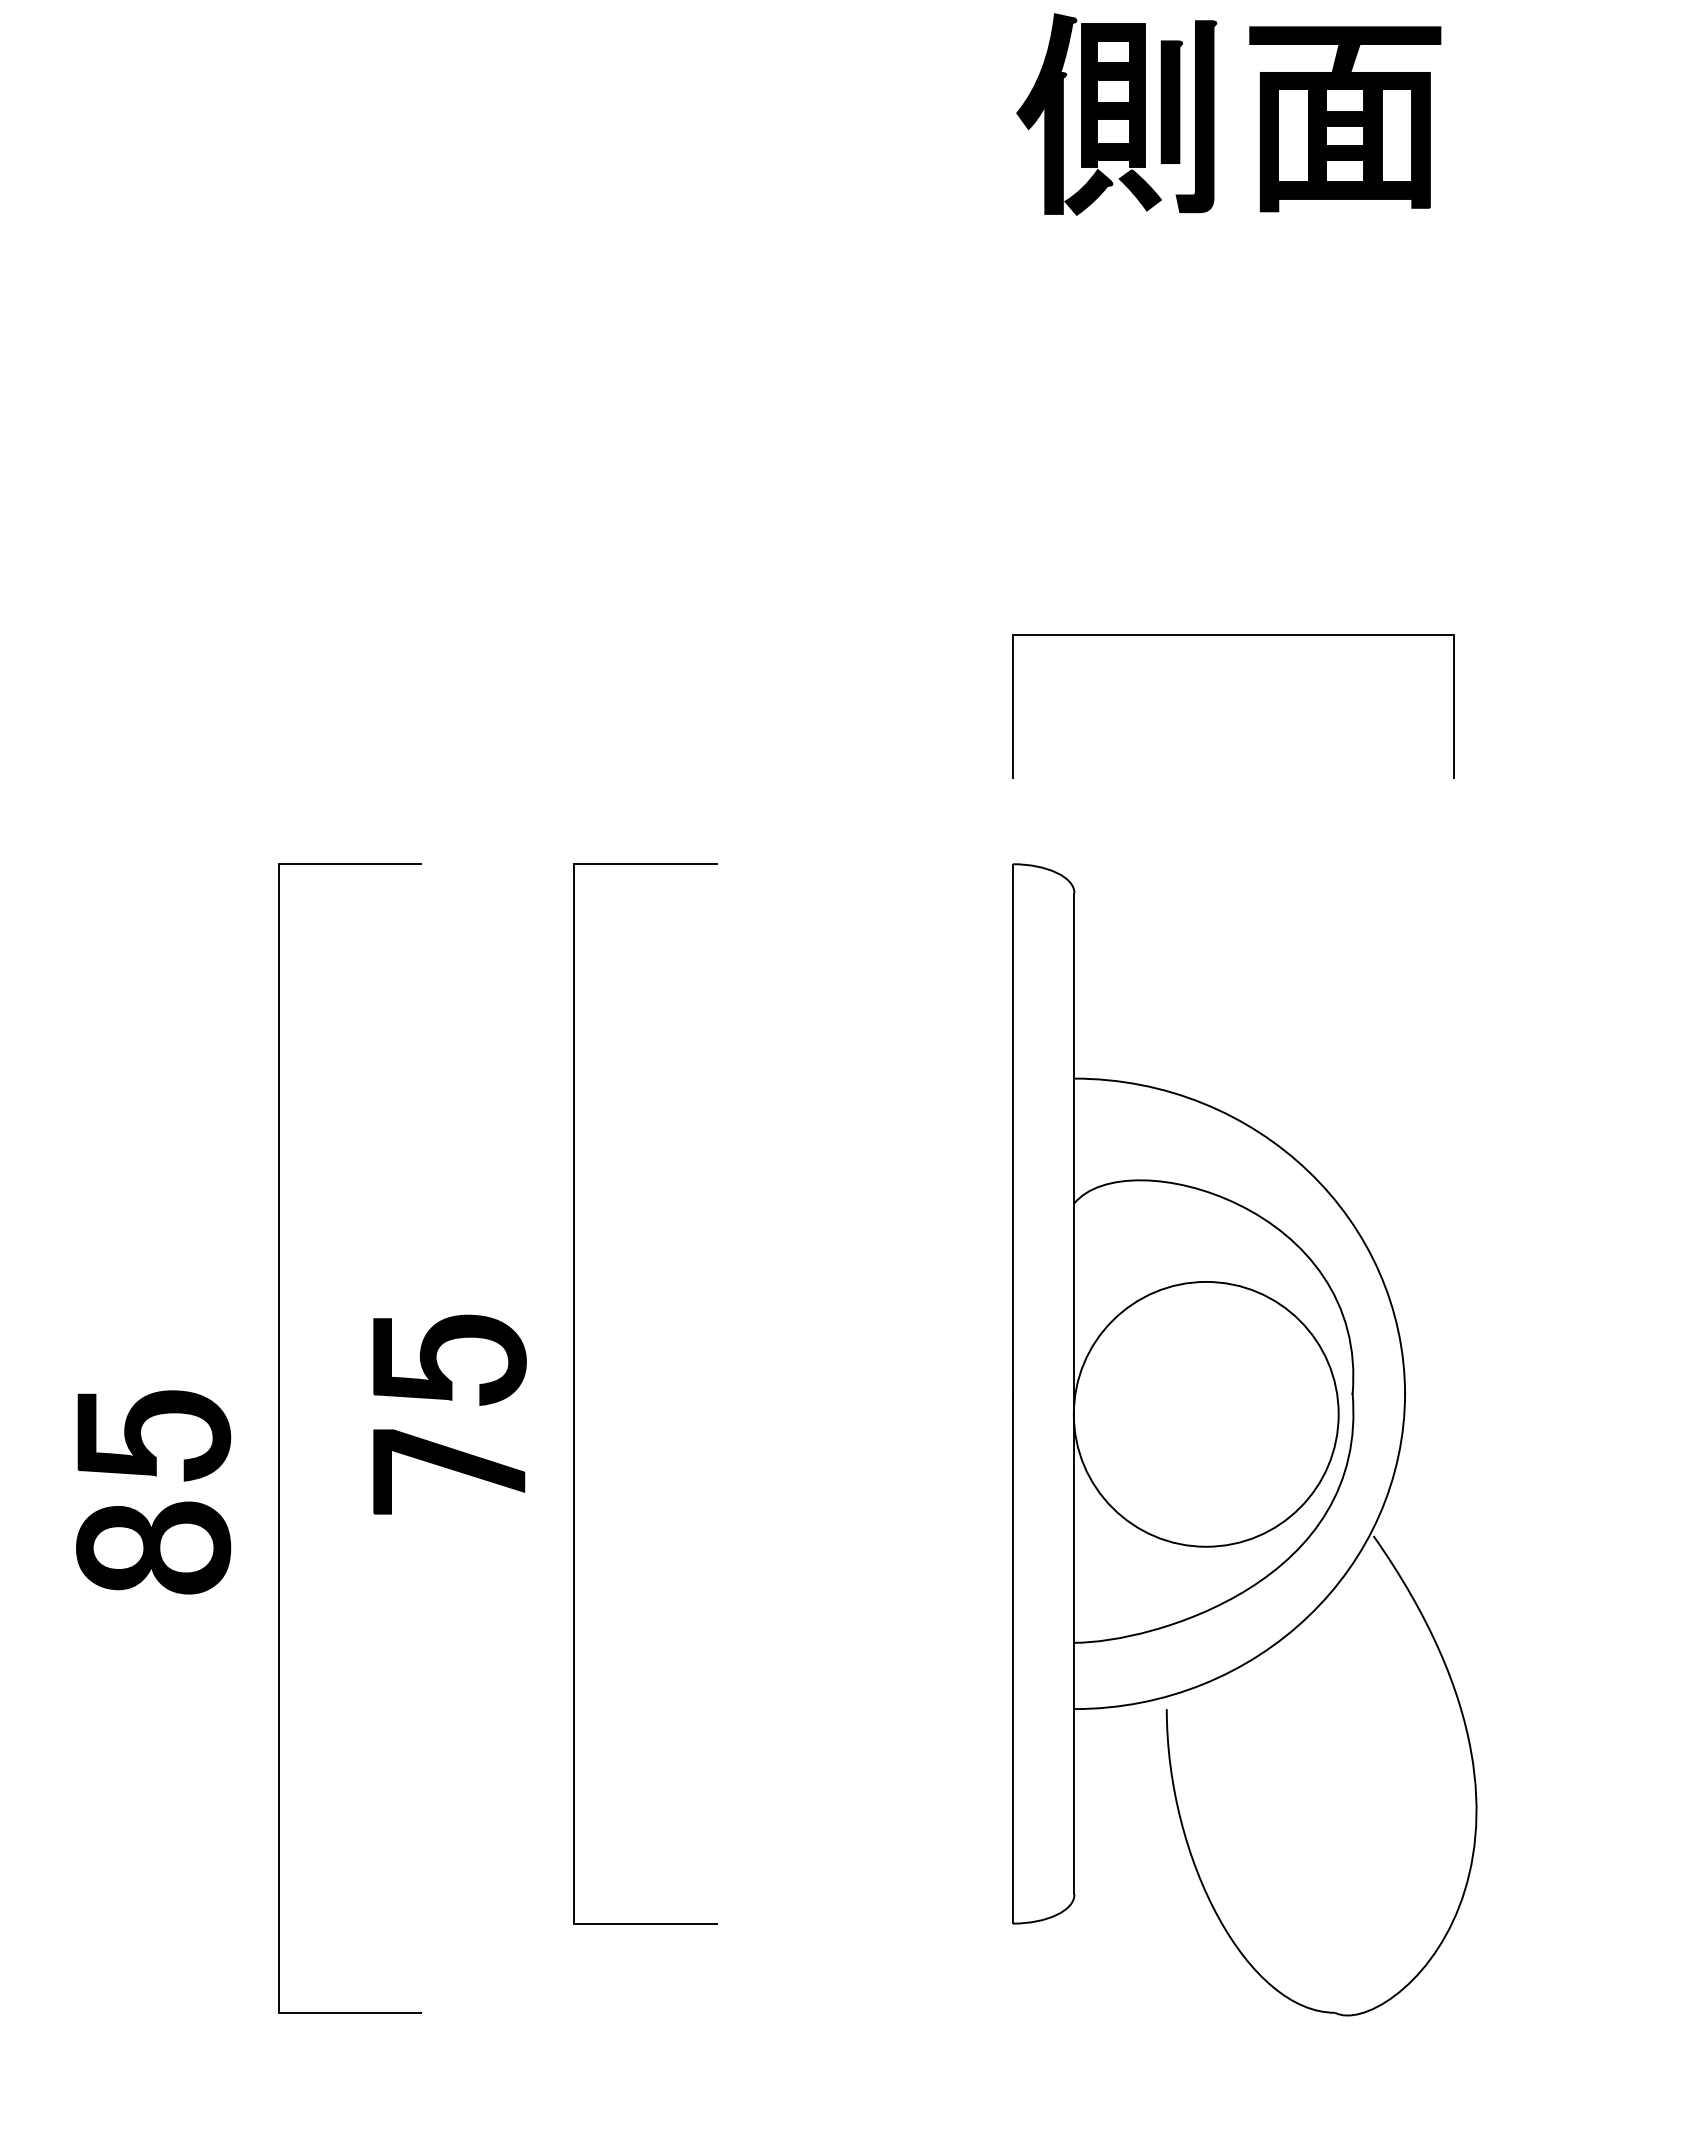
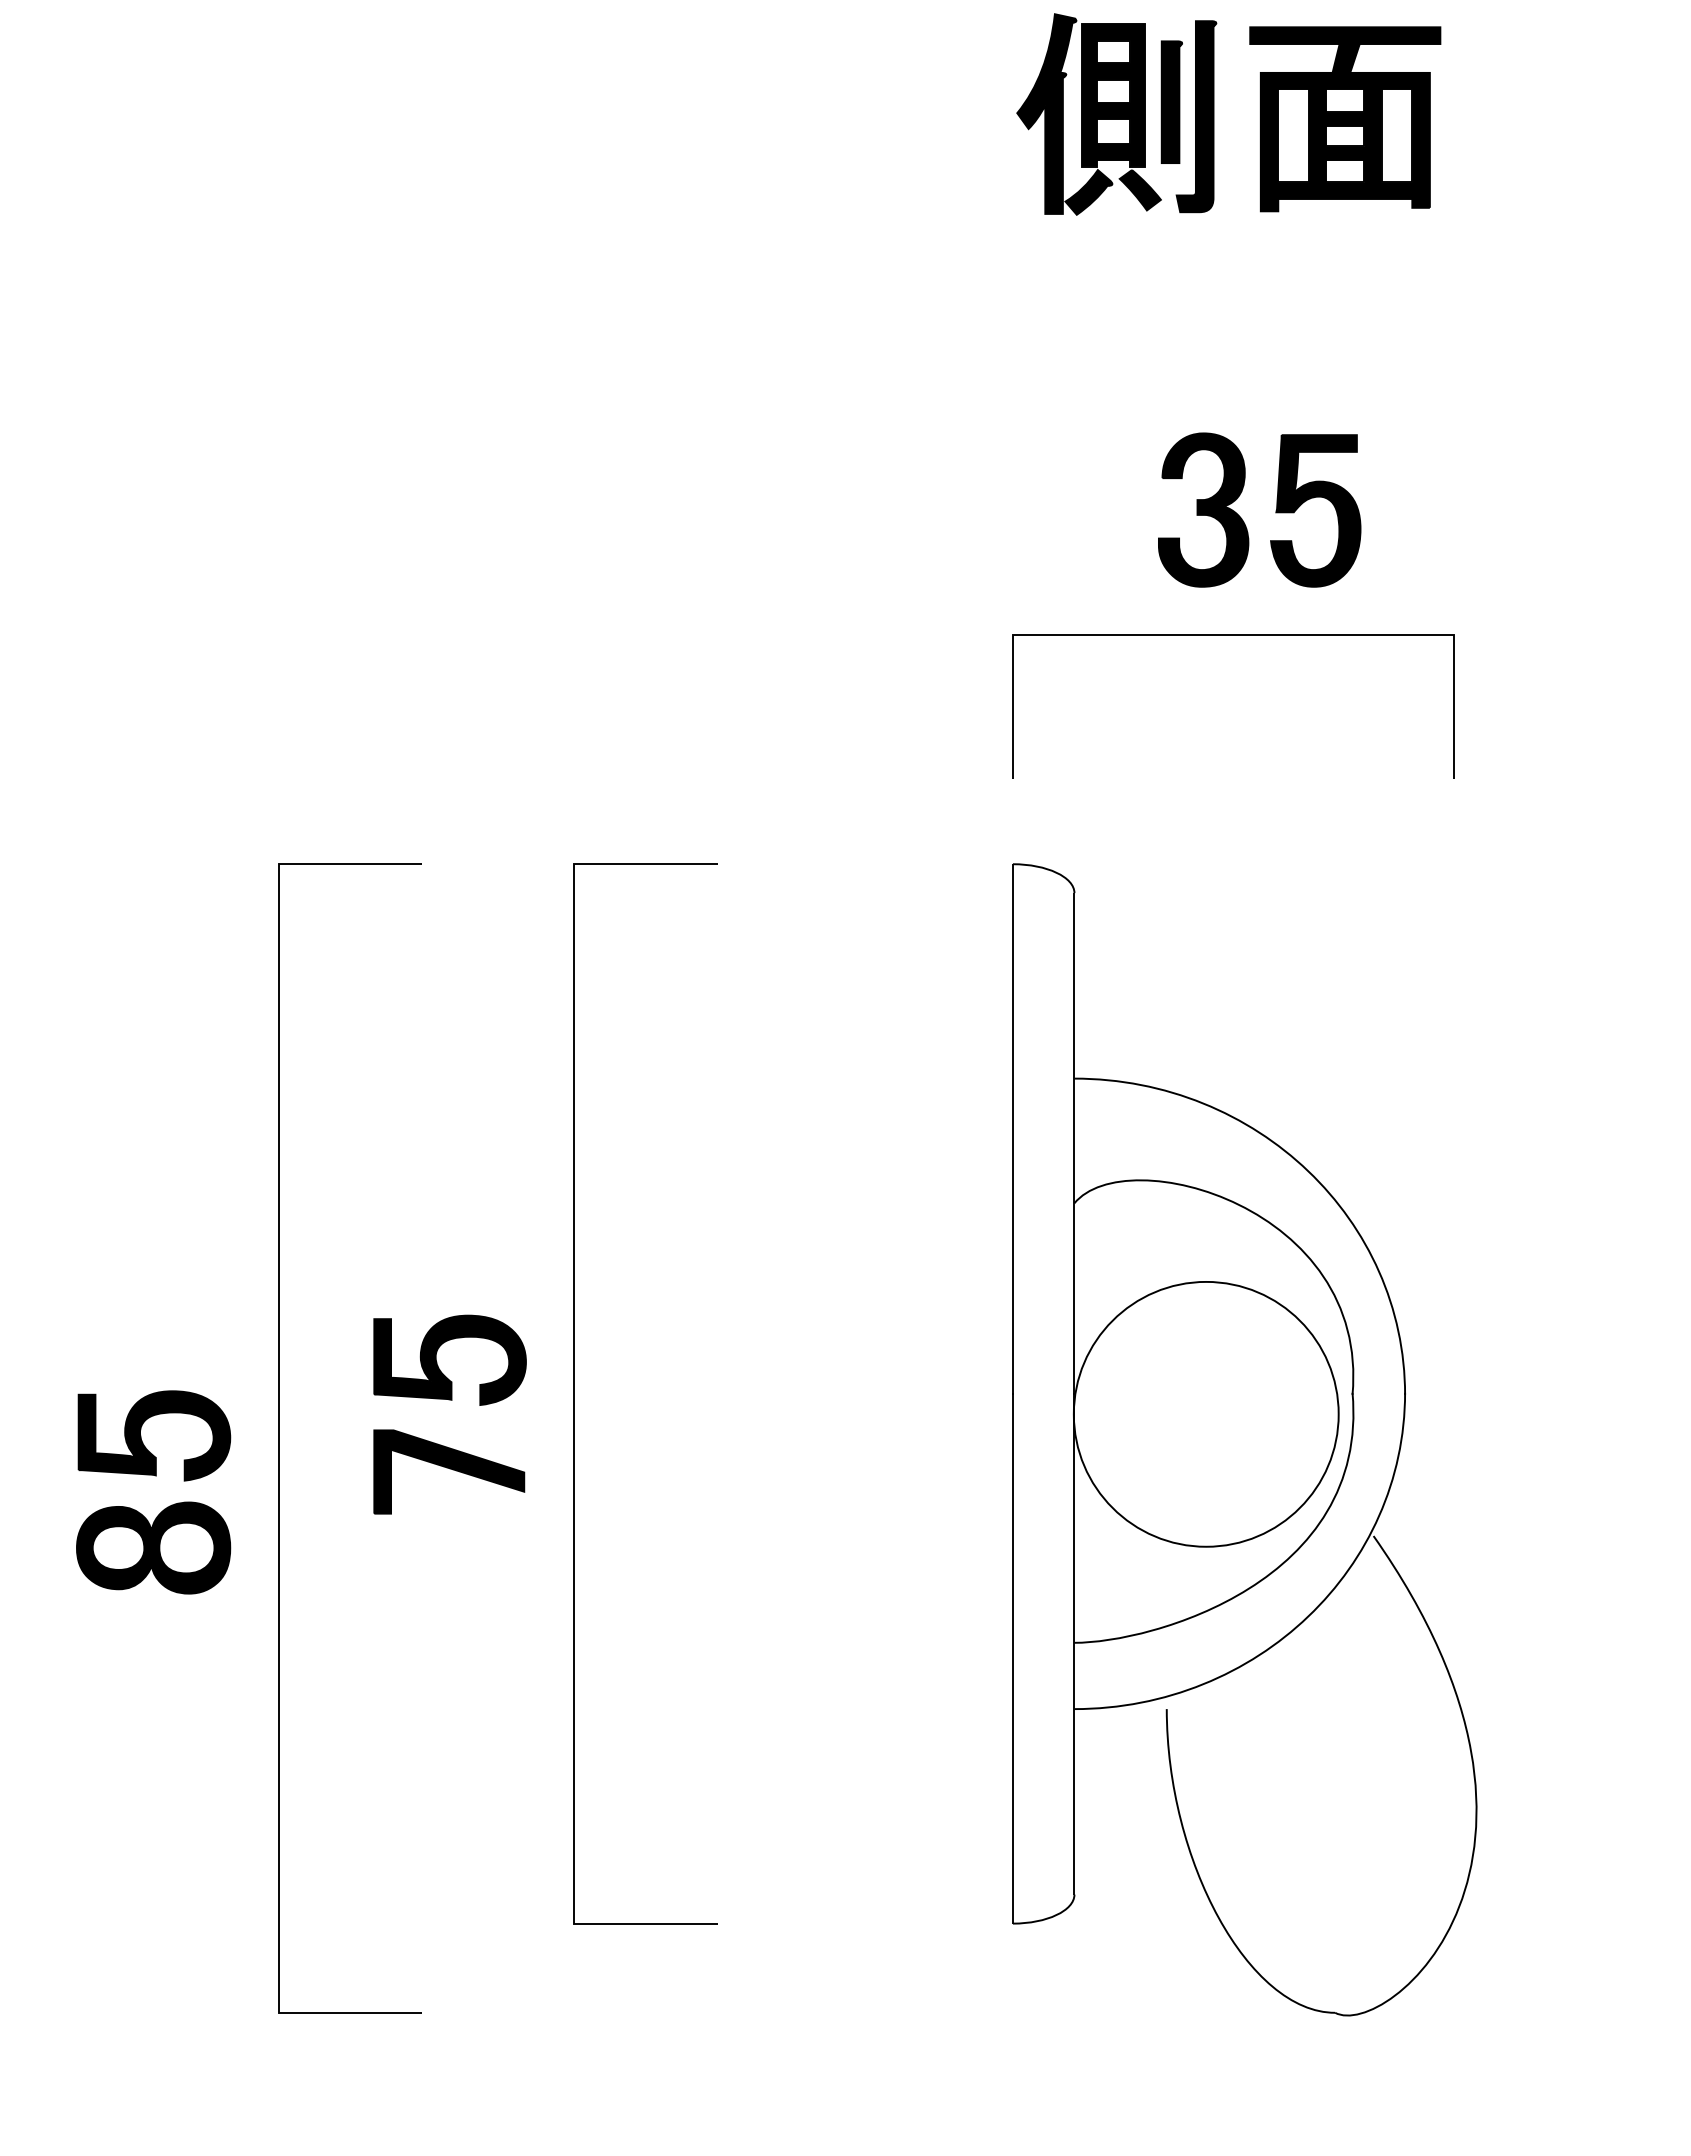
part: none -> present (1275, 510)
